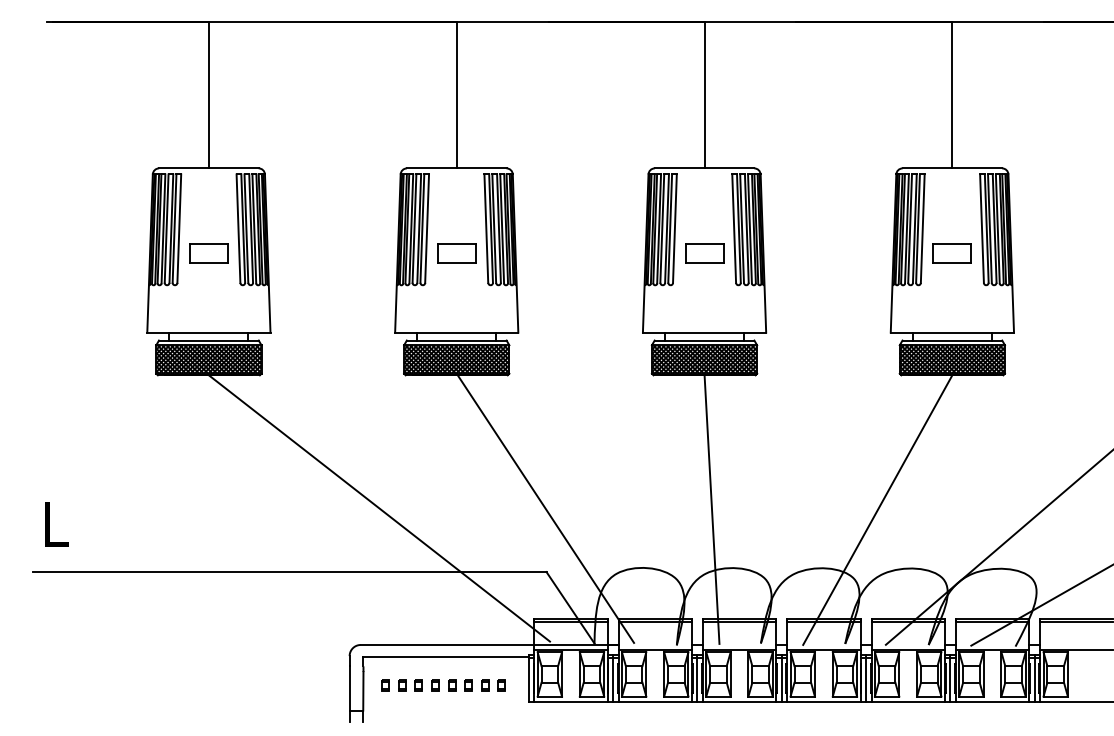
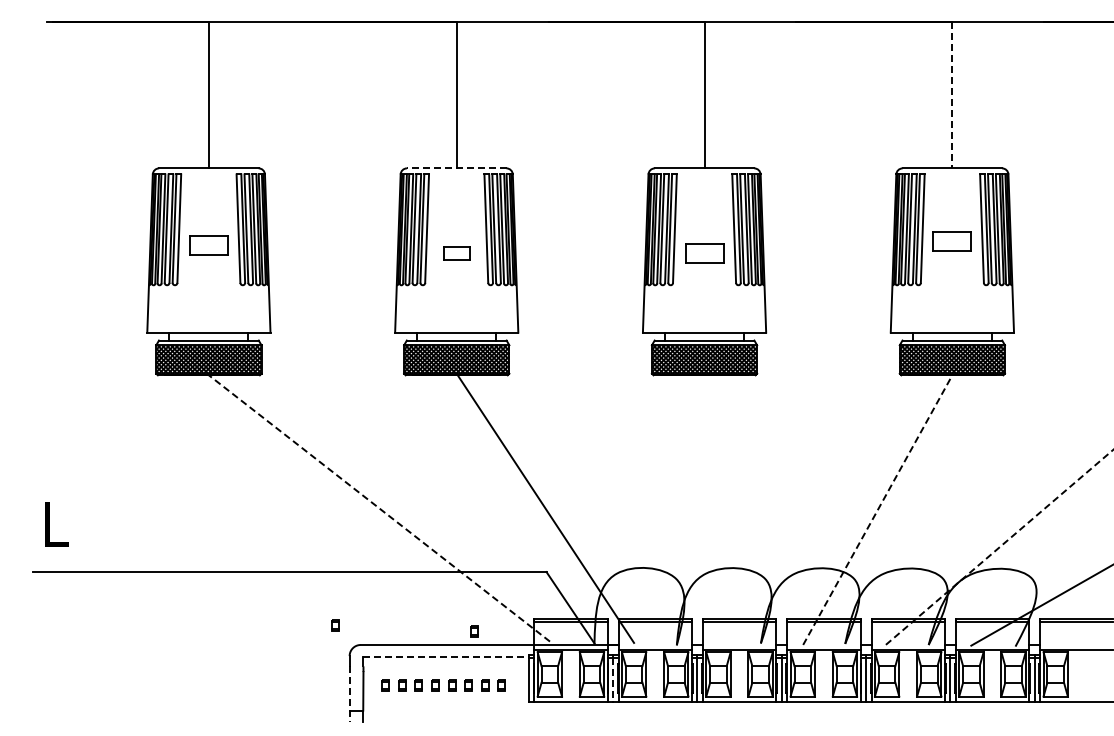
line: solid -> dashed (952, 95)
line: solid -> dashed (456, 168)
part position: (208, 253) -> (208, 245) (208, 245)
part size: 40x21 px -> 28x15 px (456, 253)
part position: (951, 253) -> (951, 241) (951, 241)
line: solid -> dashed (379, 508)
line: present -> none (711, 509)
line: solid -> dashed (878, 509)
line: solid -> dashed (1000, 546)
part: none -> present (335, 625)
part: none -> present (474, 631)
line: solid -> dashed (446, 657)
line: solid -> dashed (613, 679)
line: solid -> dashed (349, 693)
